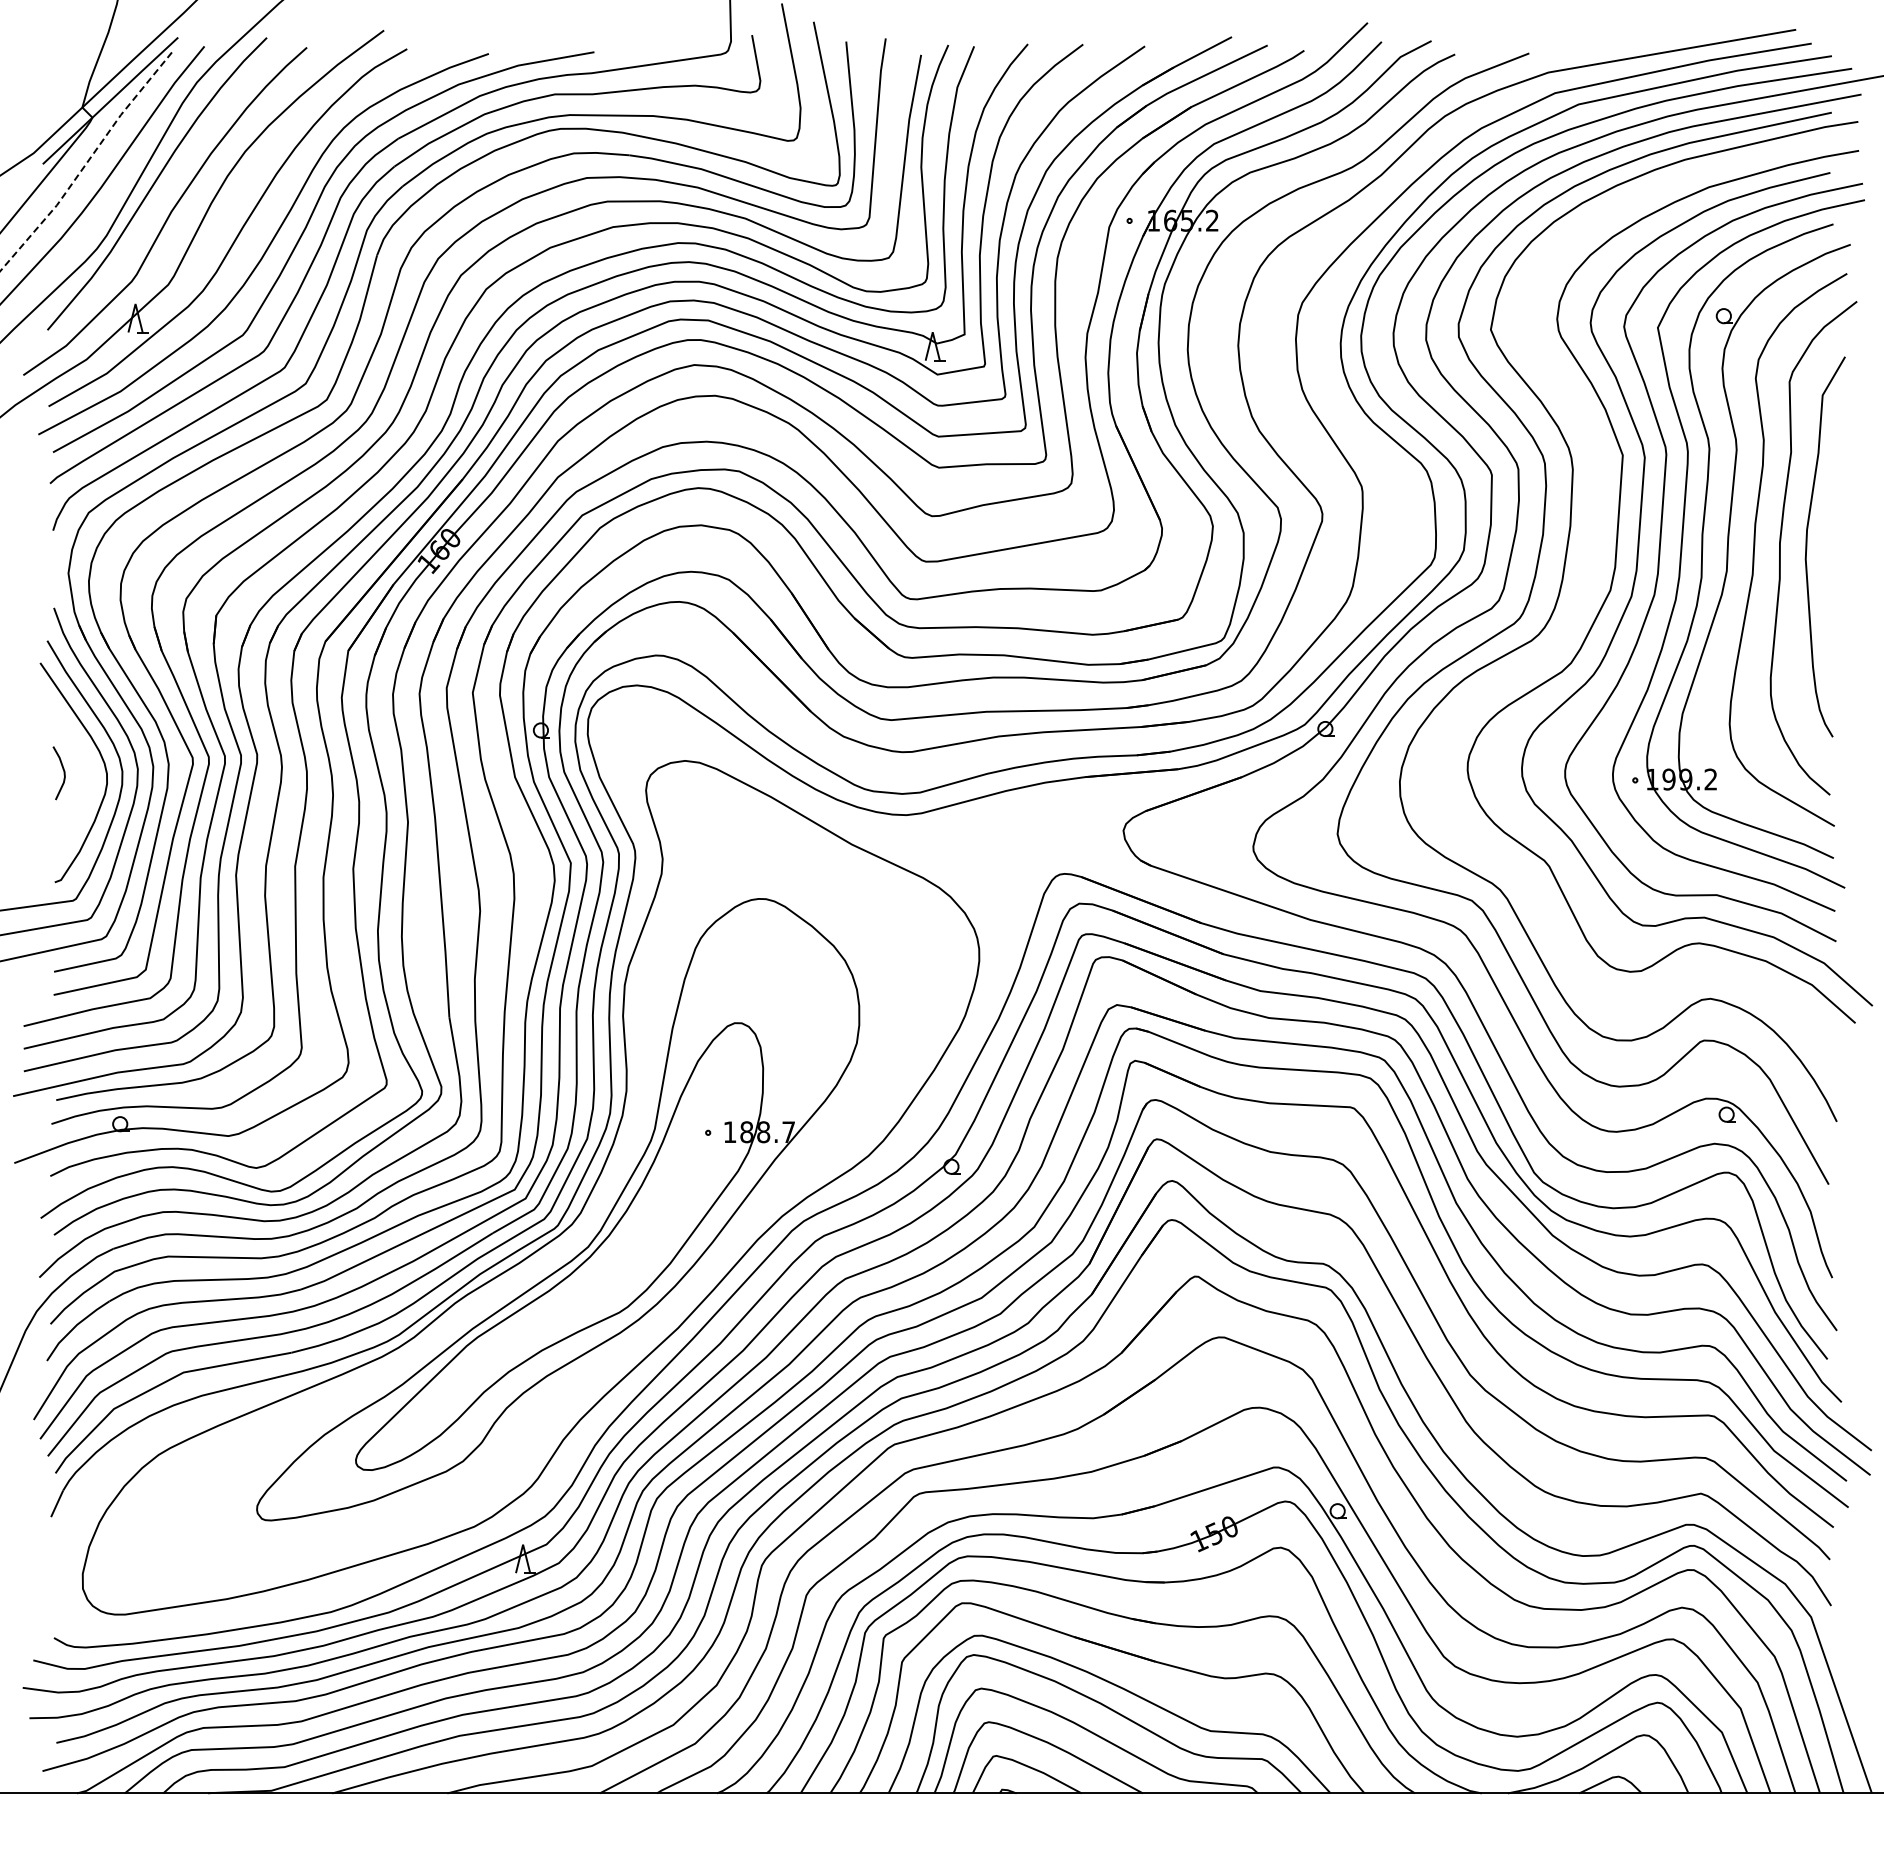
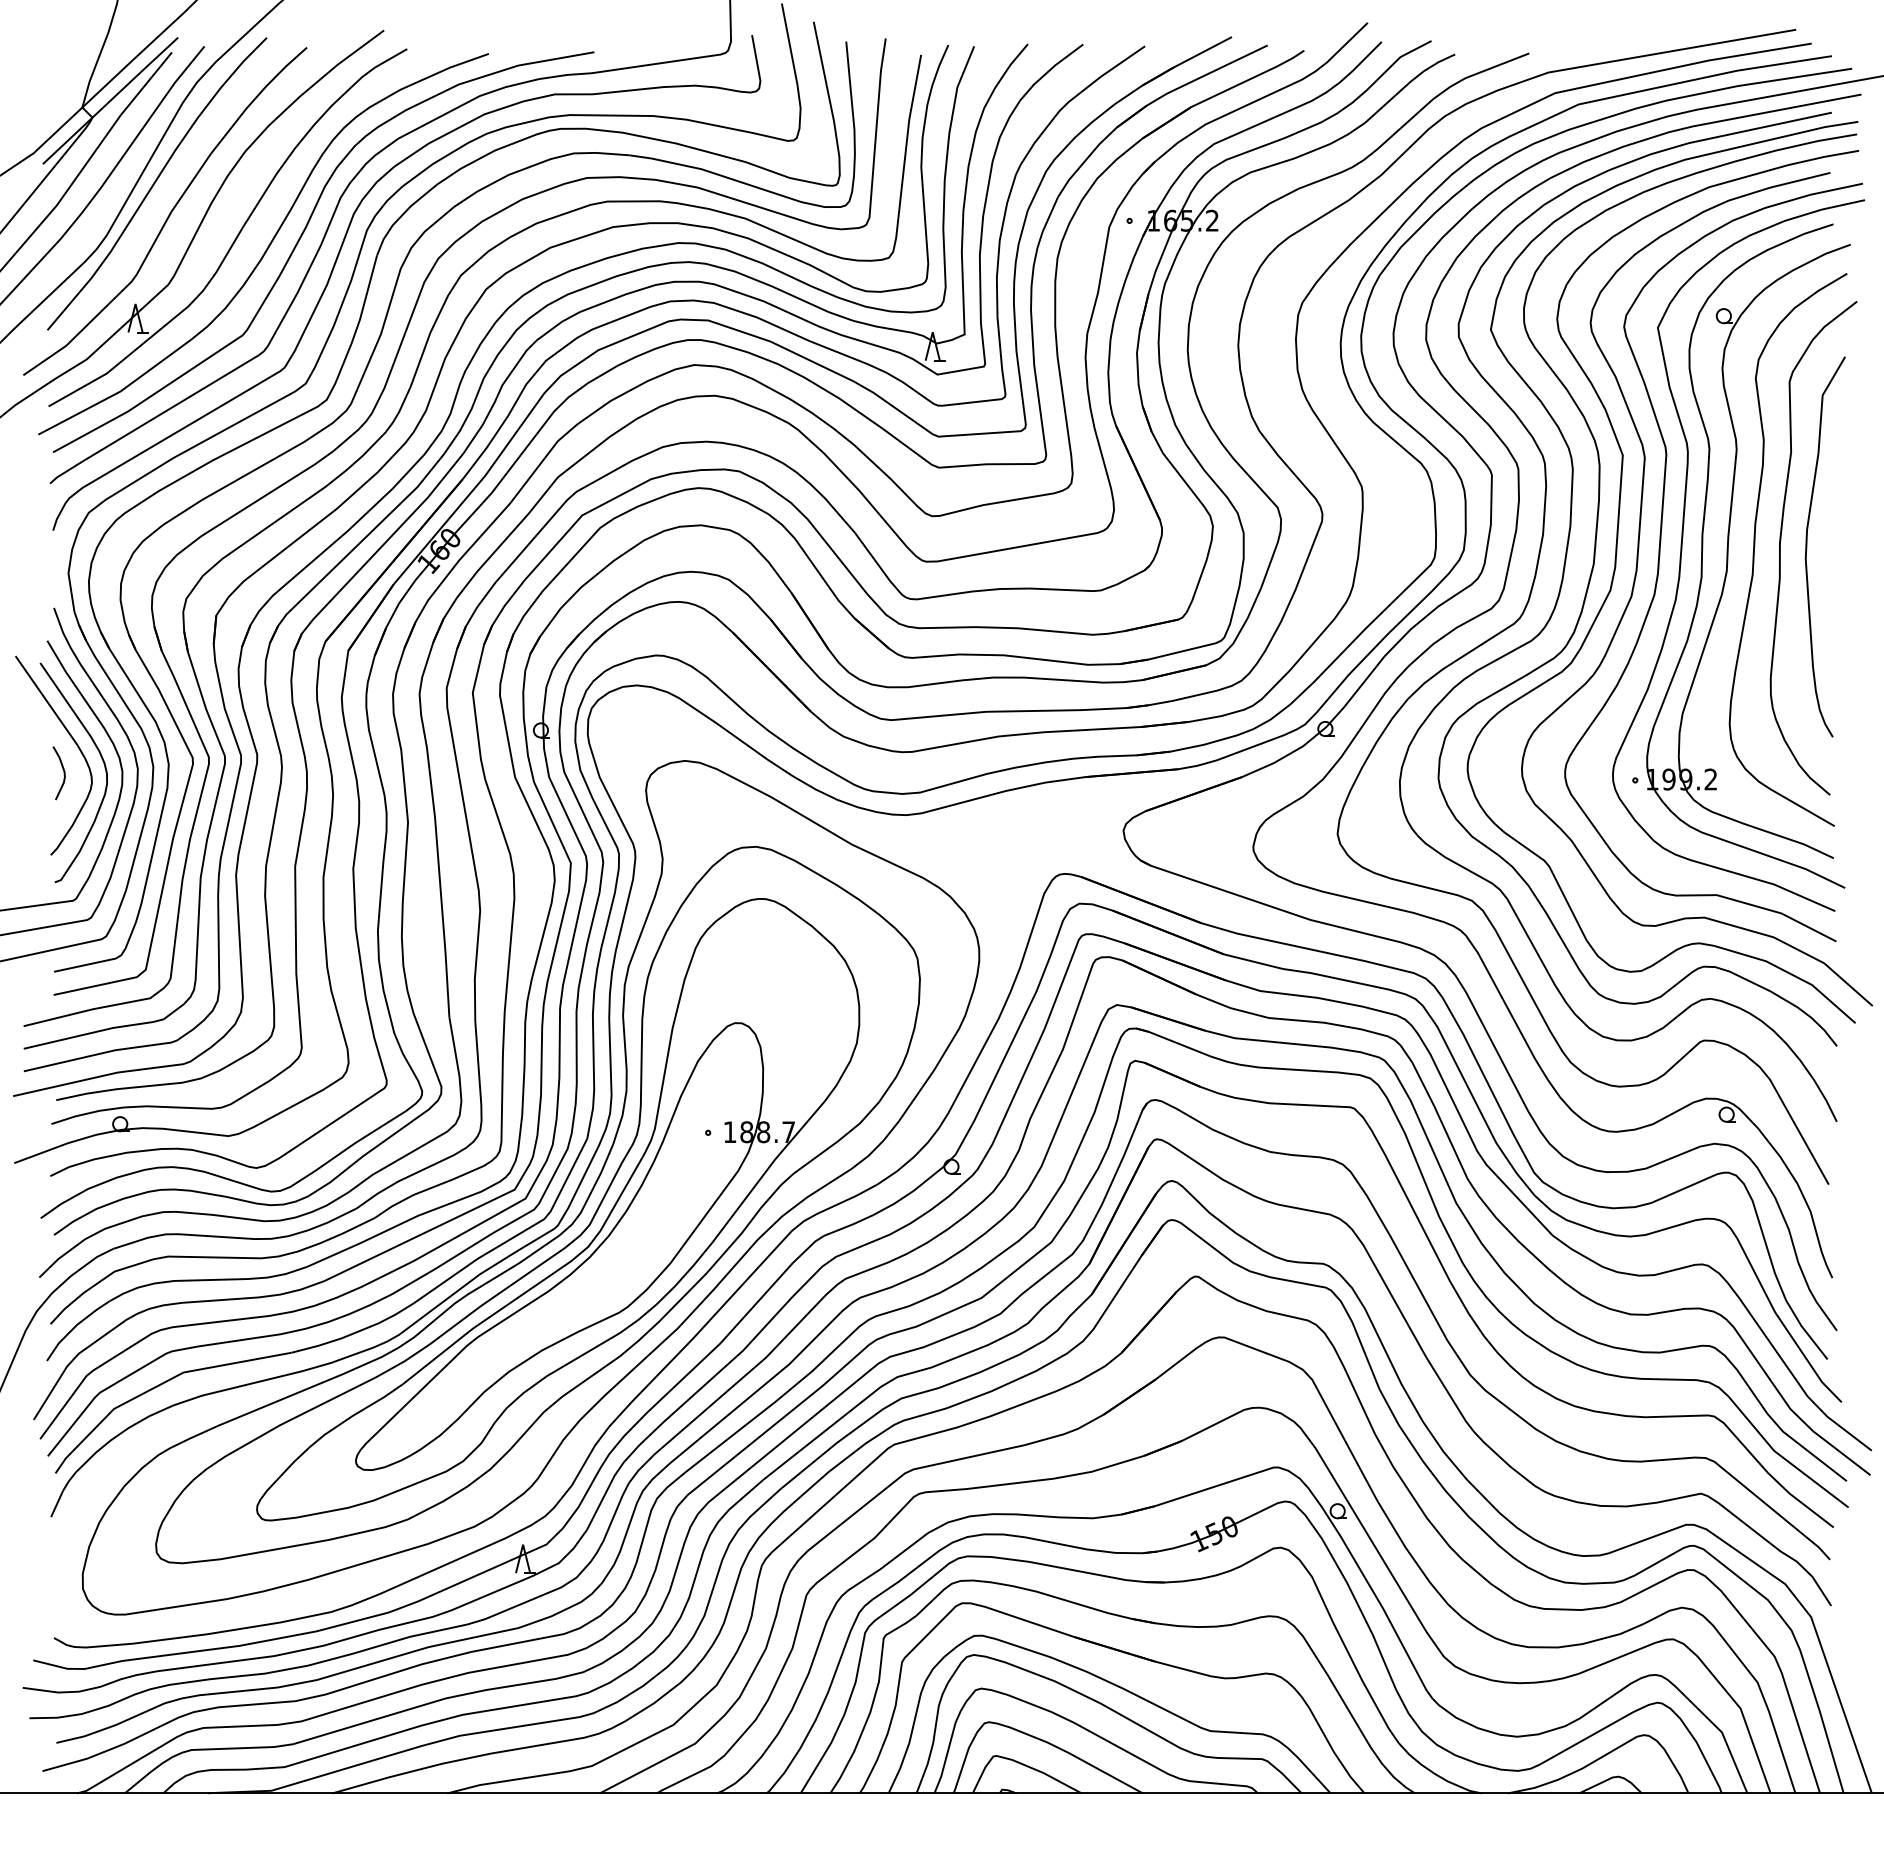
line: dashed -> solid (86, 163)
curve: none -> present (1592, 574)
curve: none -> present (73, 741)
part: none -> present (568, 1243)
